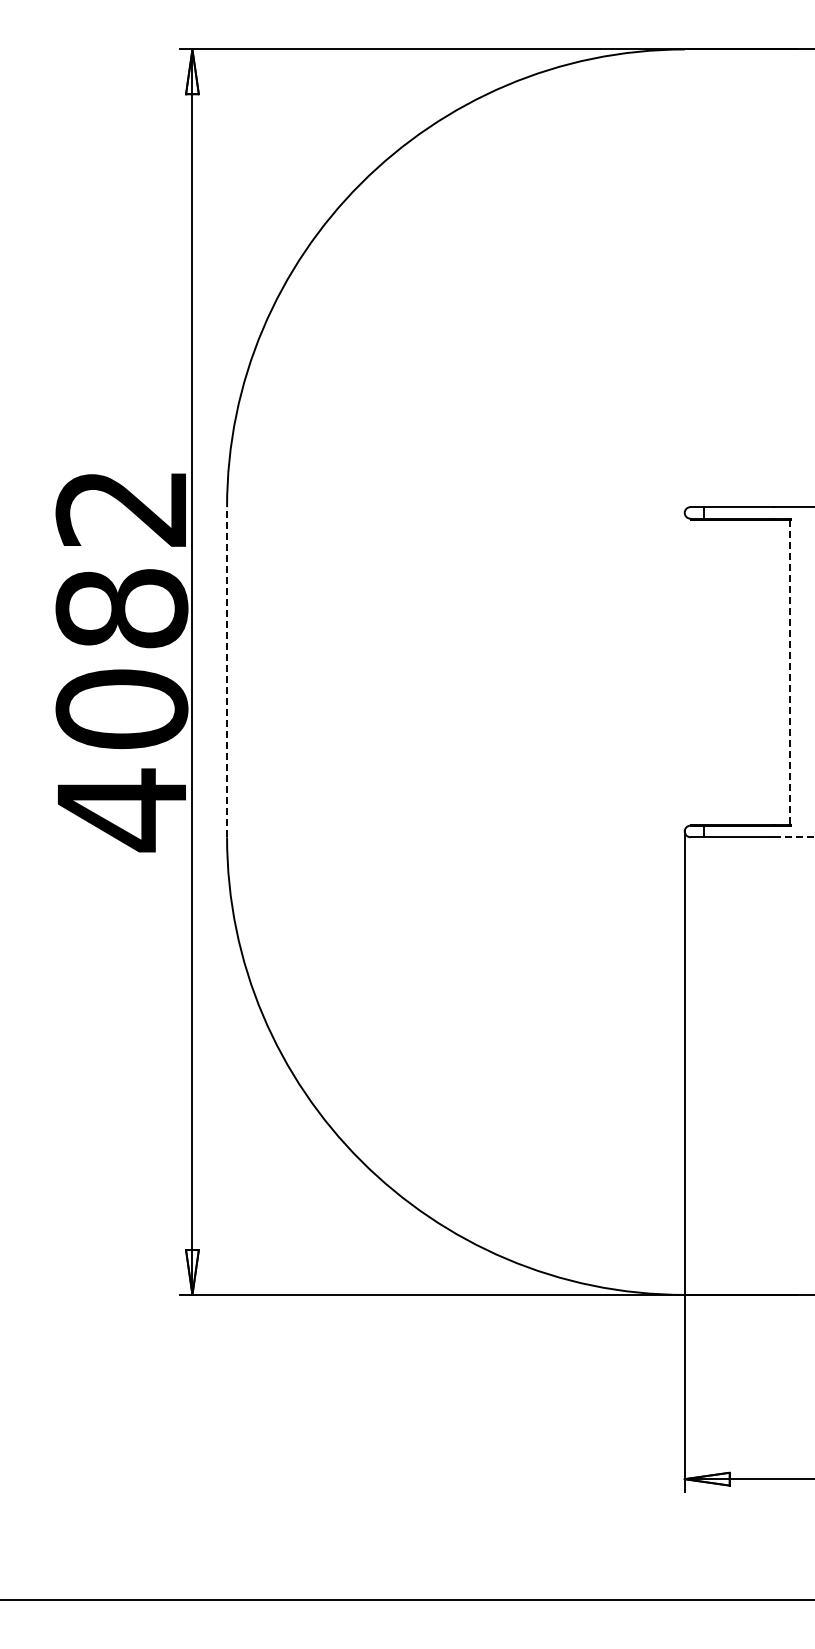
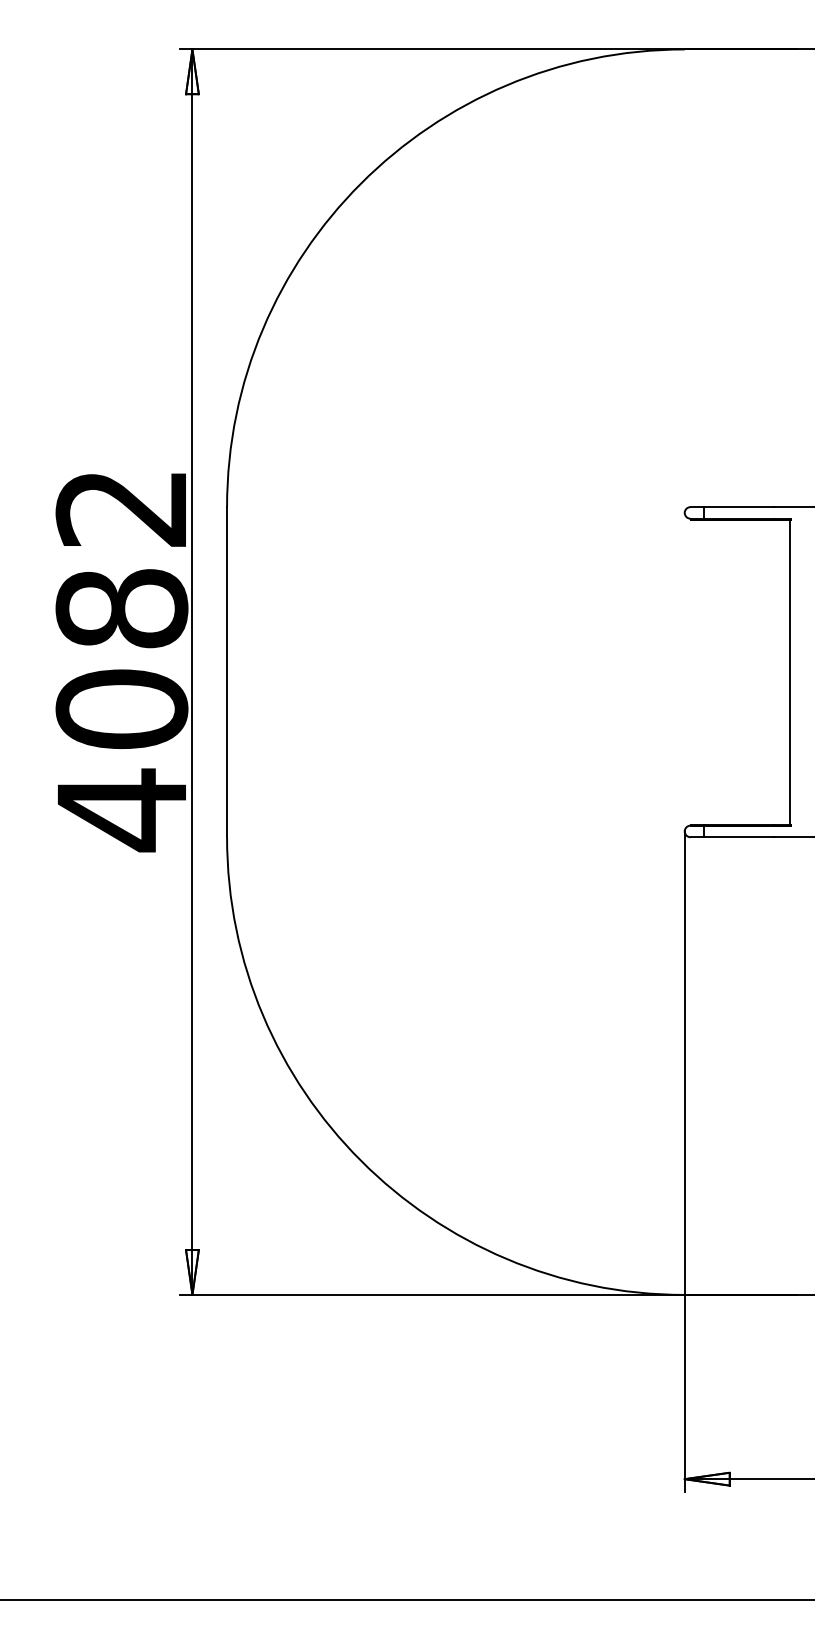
line: dashed -> solid (227, 671)
line: dashed -> solid (790, 672)
line: dashed -> solid (794, 837)
